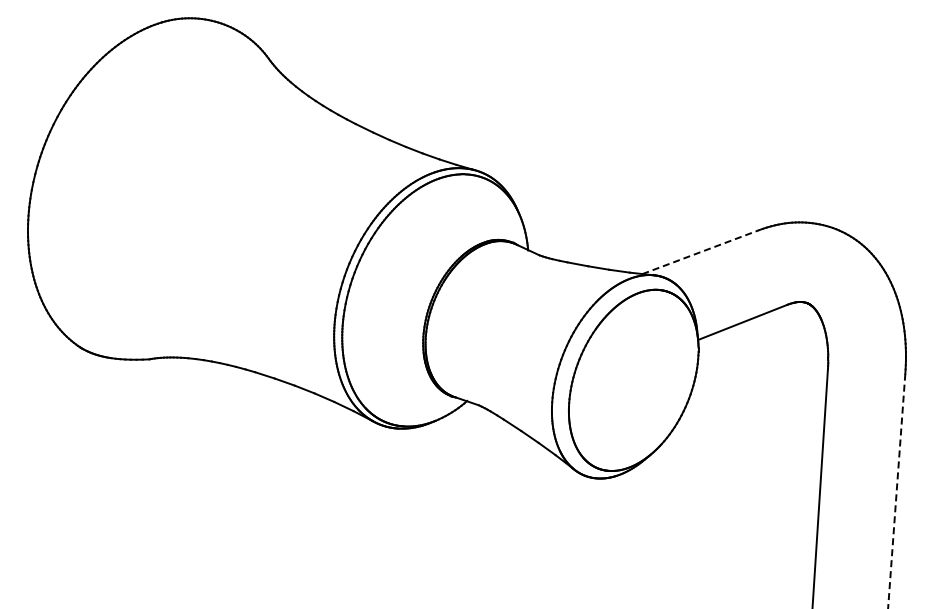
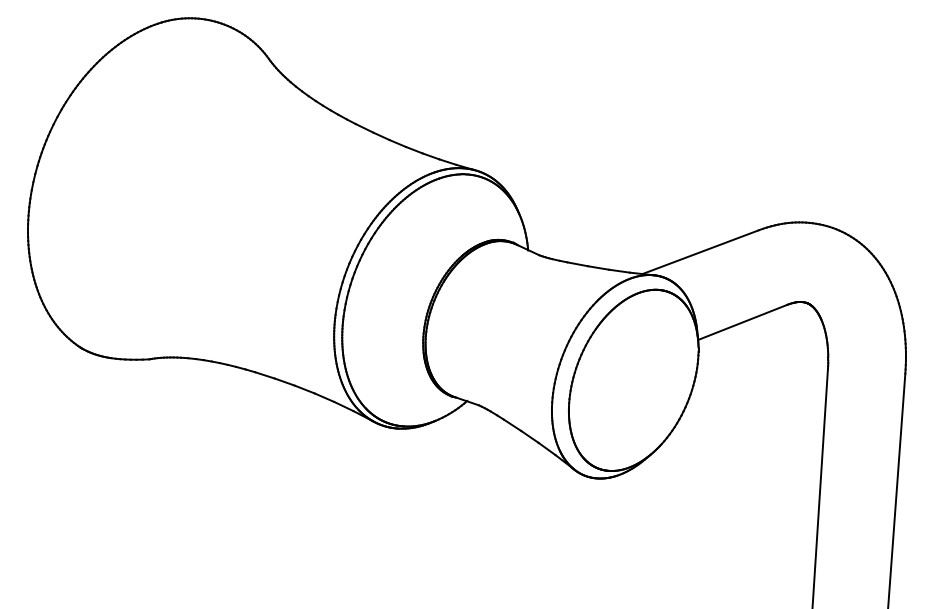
line: dashed -> solid (701, 252)
line: dashed -> solid (896, 491)
